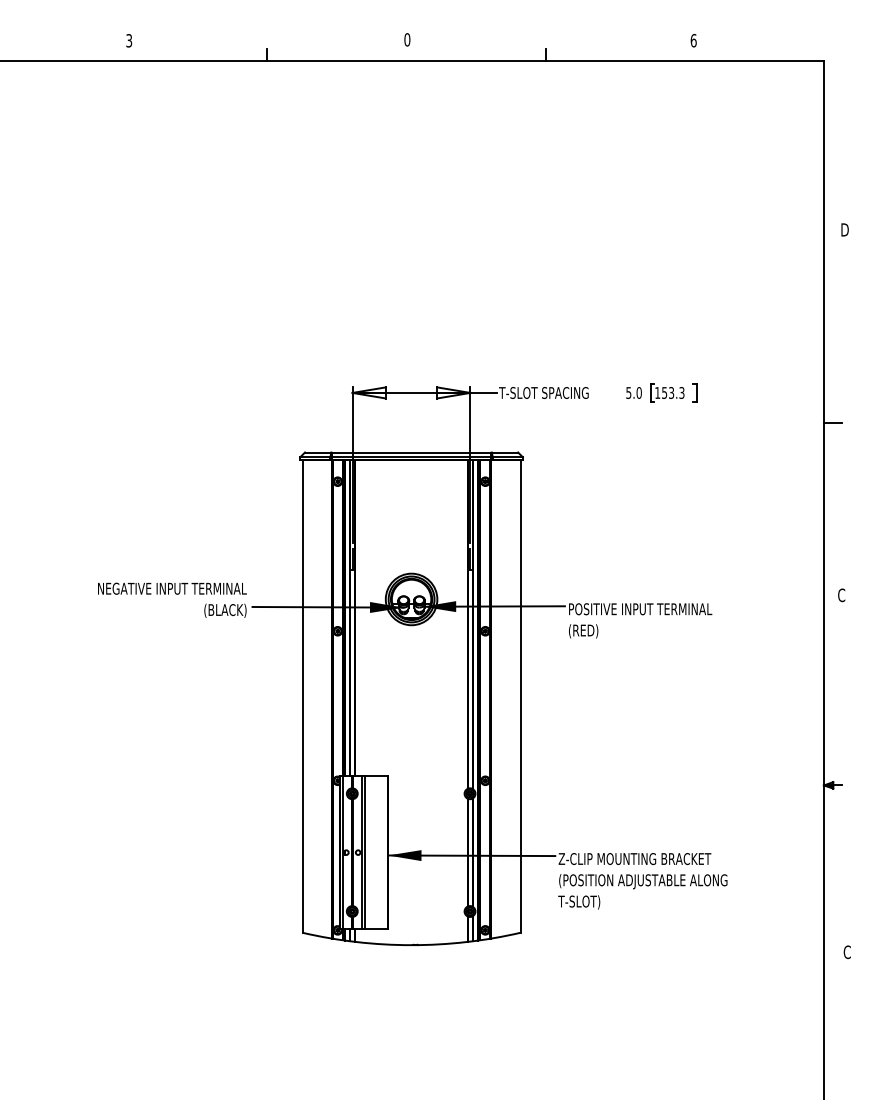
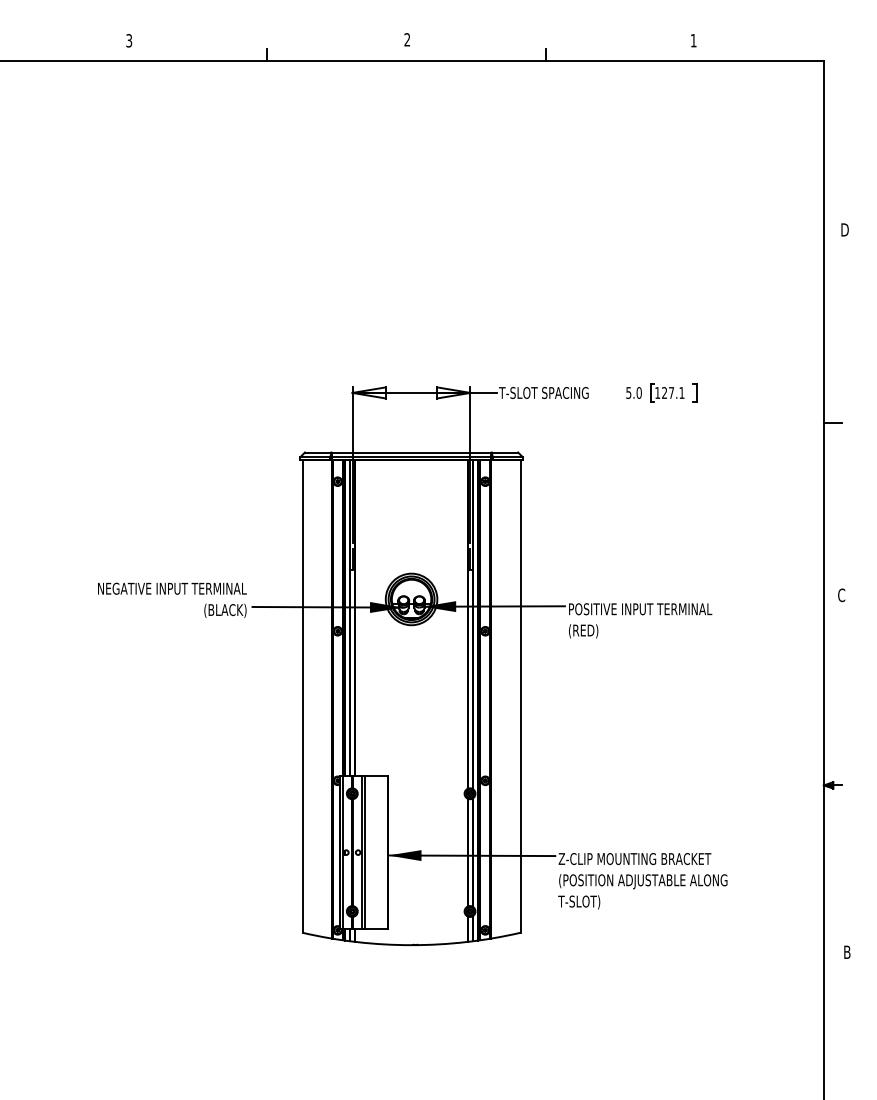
text: 0 -> 2 (407, 39)
text: 6 -> 1 (693, 40)
text: 153.3 -> 127.1 (673, 392)
text: C -> B (846, 952)
